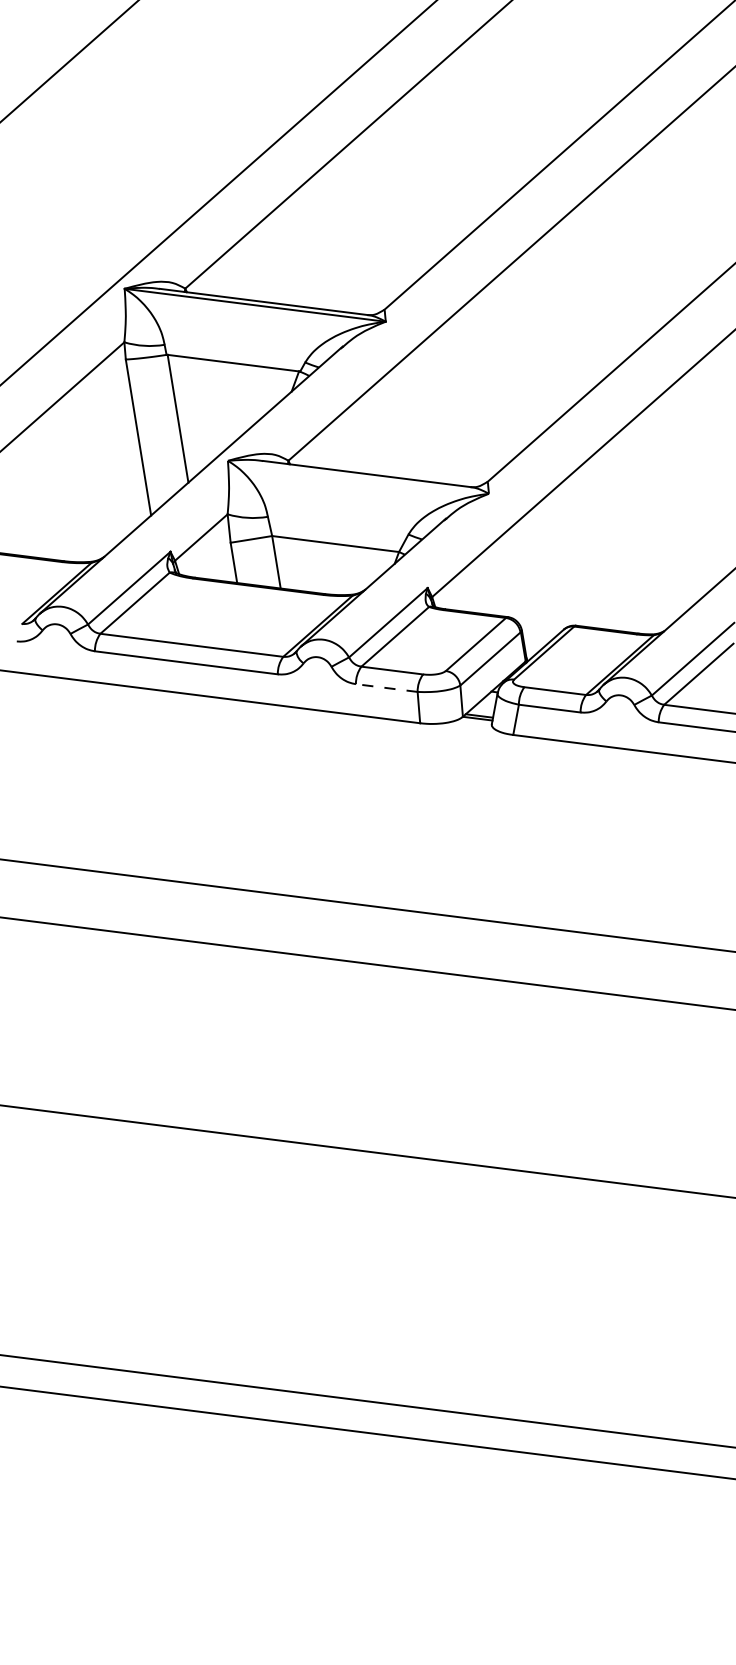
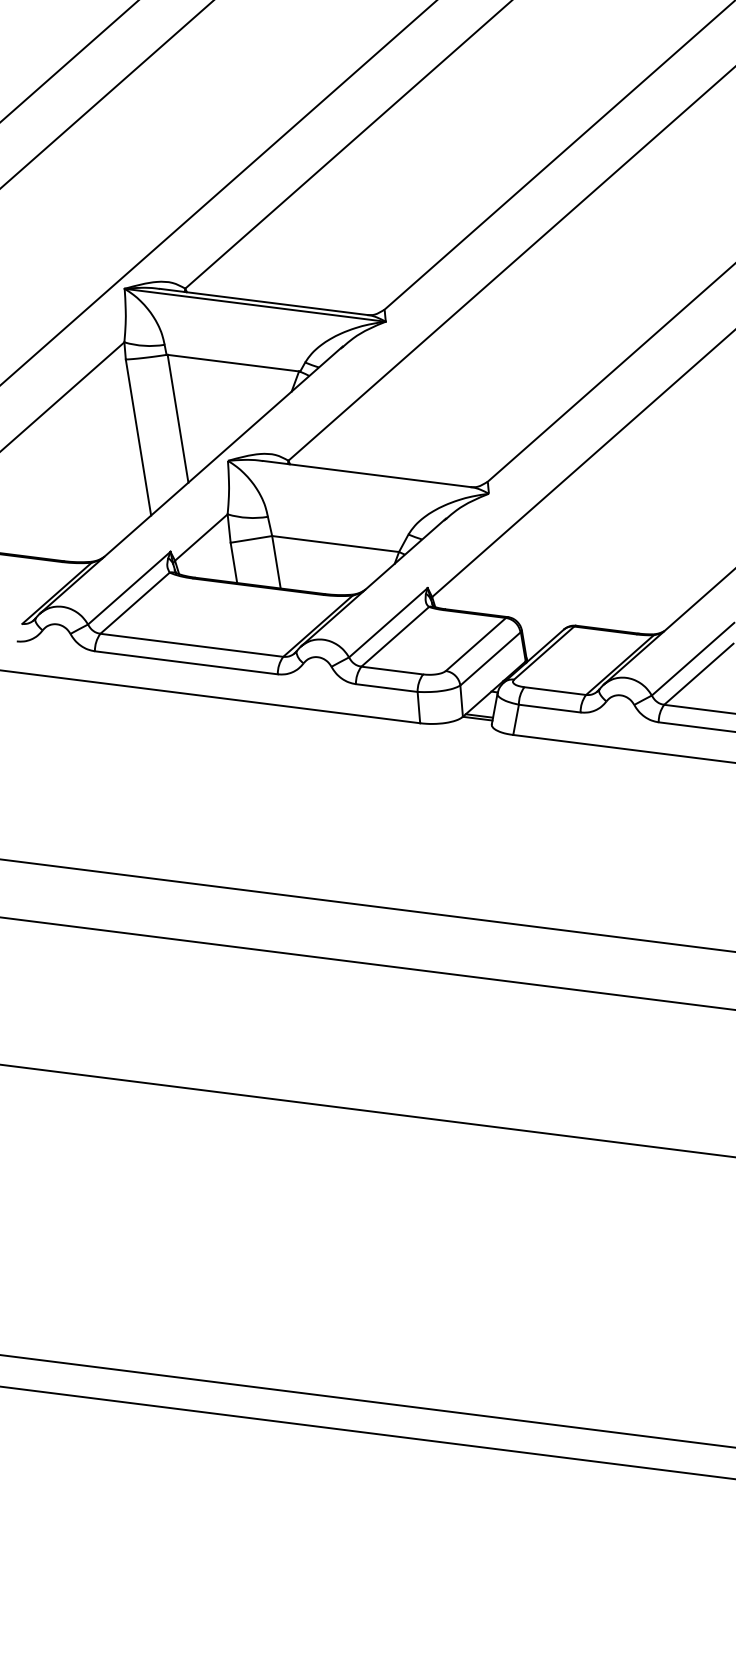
line: none -> present (106, 94)
line: dashed -> solid (386, 688)
line position: (367, 1151) -> (367, 1110) (367, 1110)
